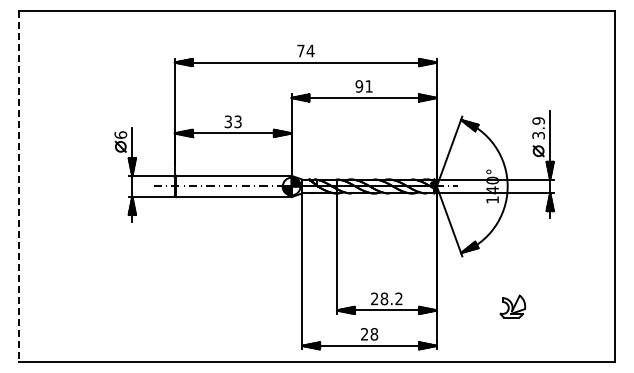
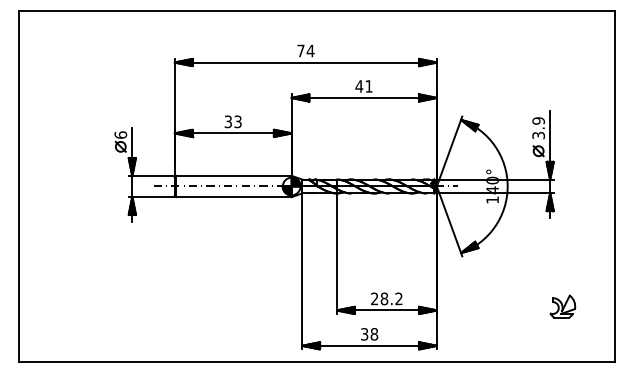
text: 91 -> 41 (359, 86)
line: dashed -> solid (19, 186)
part position: (512, 306) -> (562, 306) (562, 306)
text: 28 -> 38 (364, 334)
